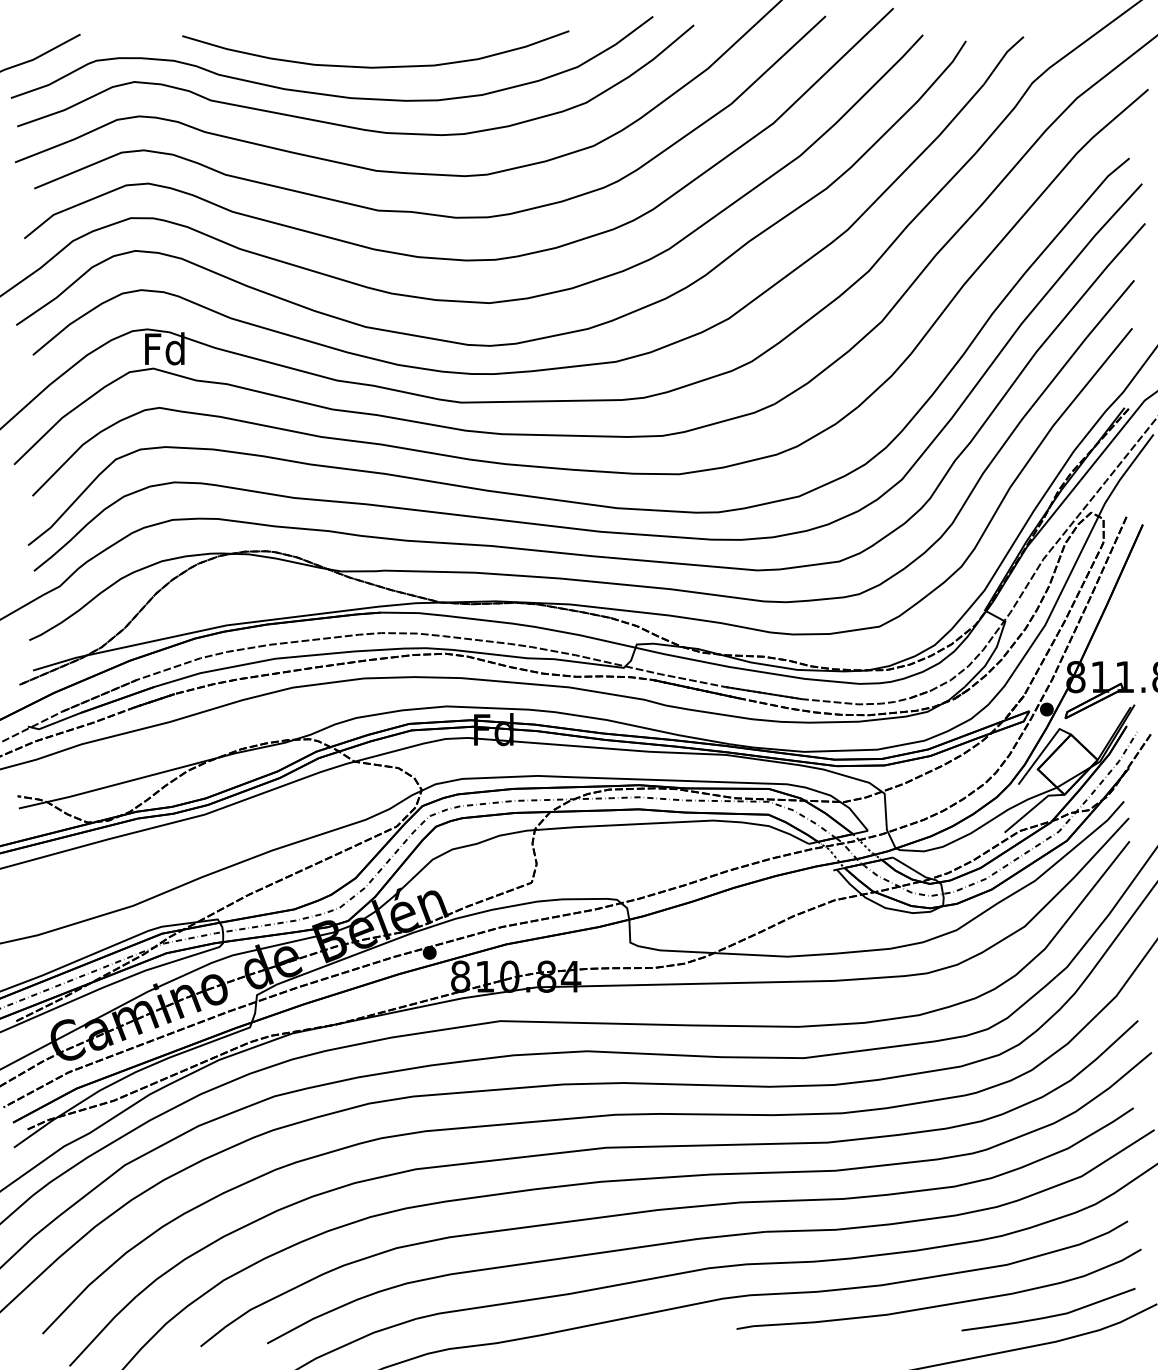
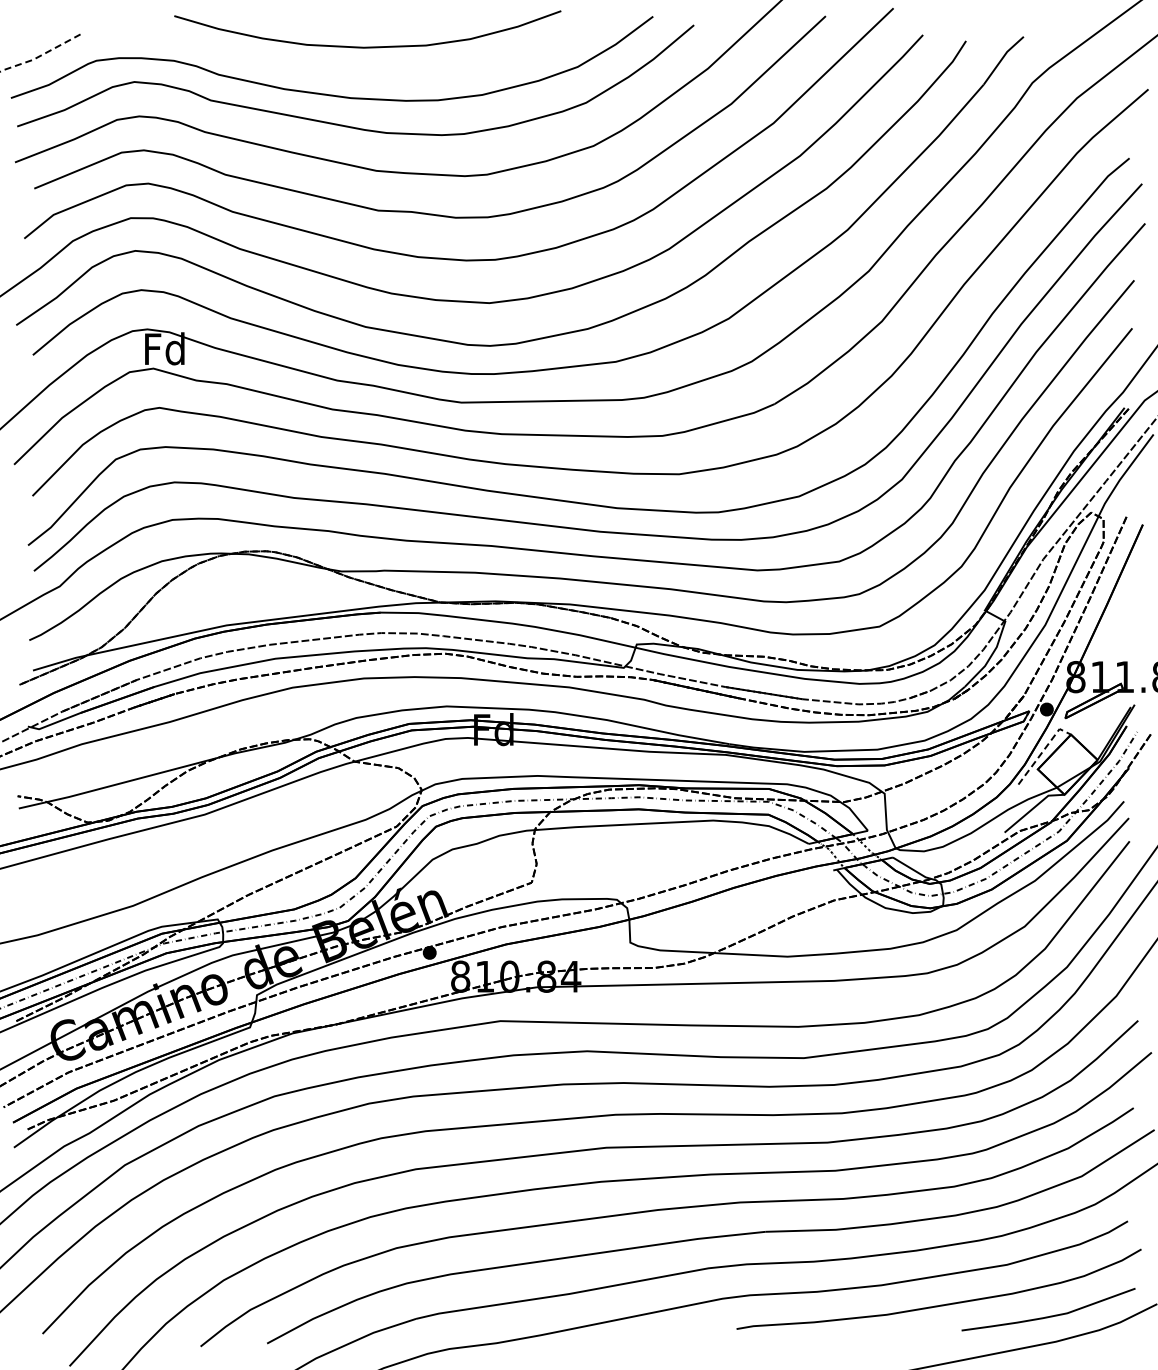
line: solid -> dashed (40, 56)
curve position: (375, 66) -> (367, 46) (367, 46)
line: solid -> dashed (1043, 751)
